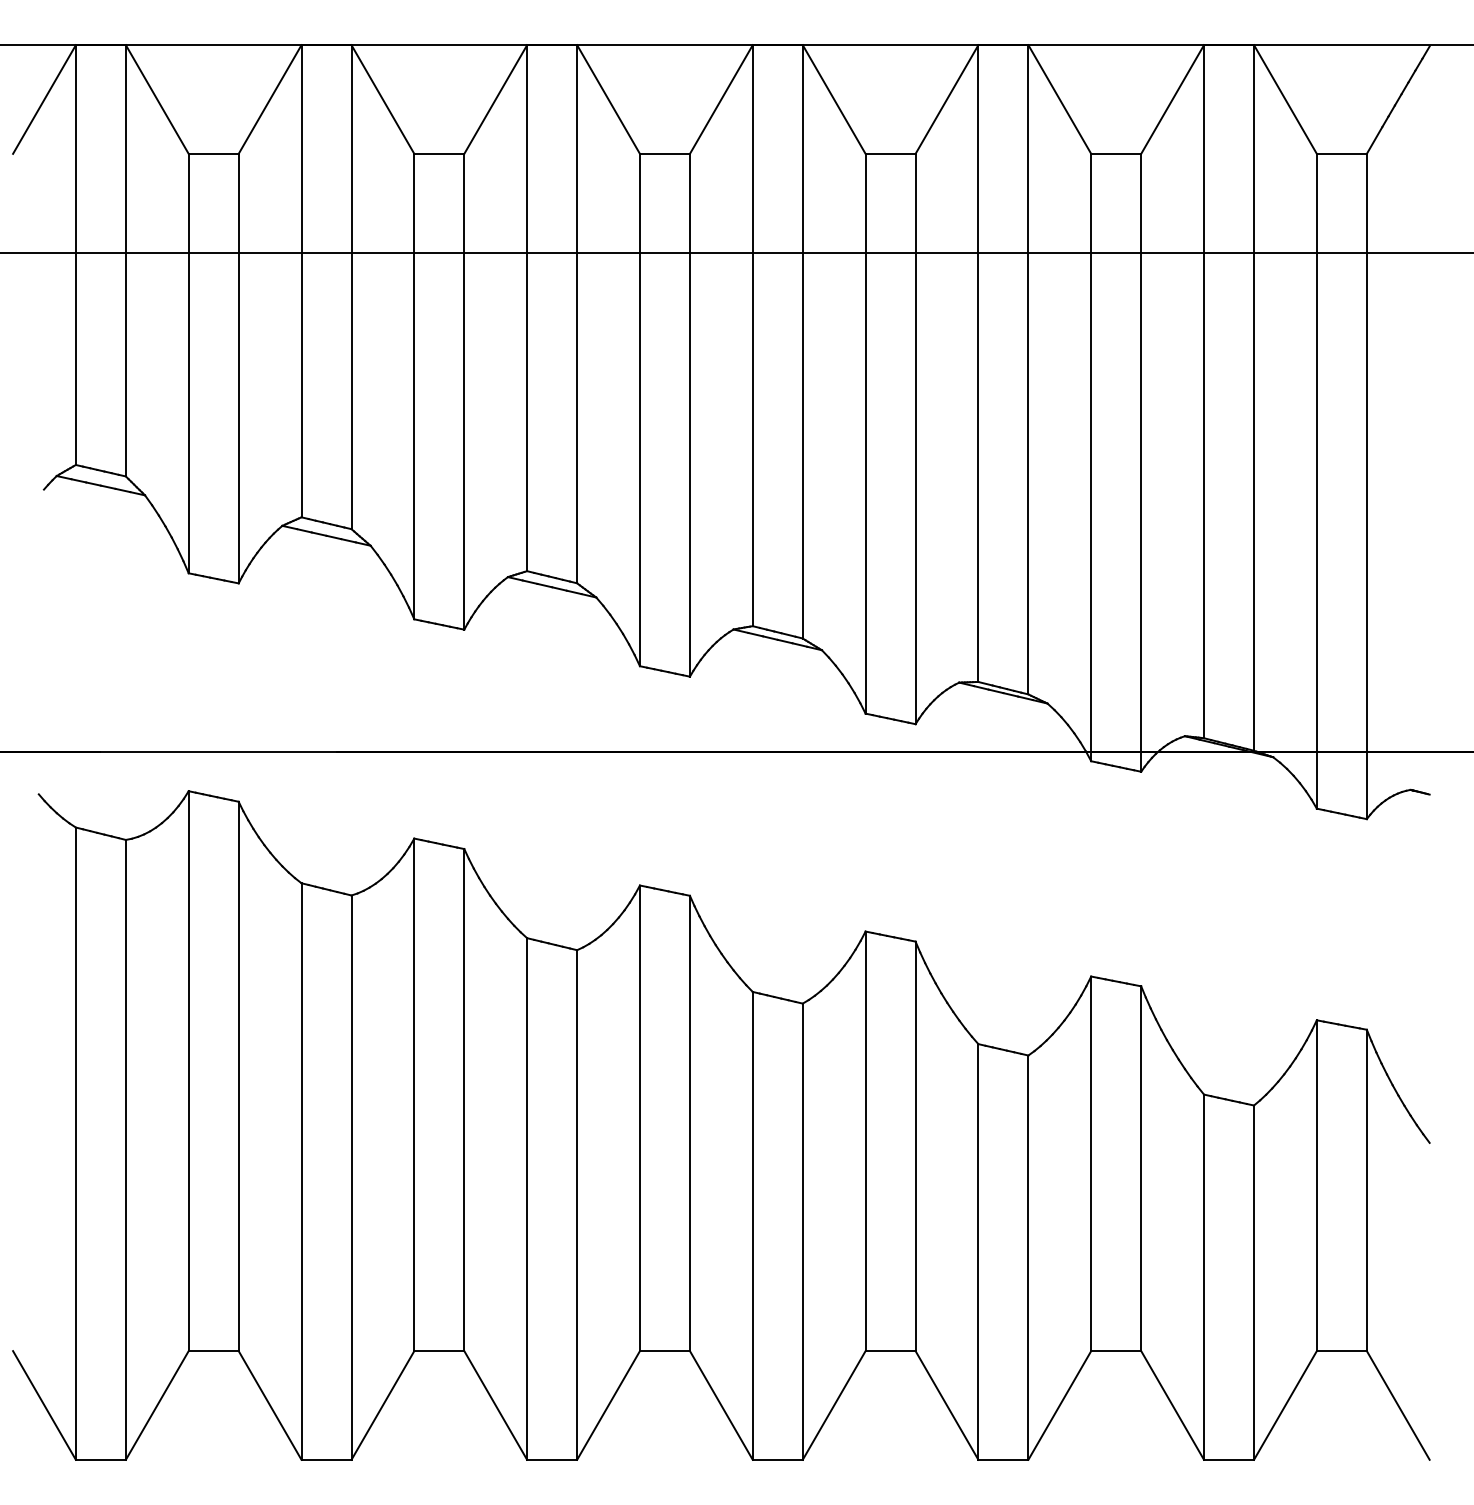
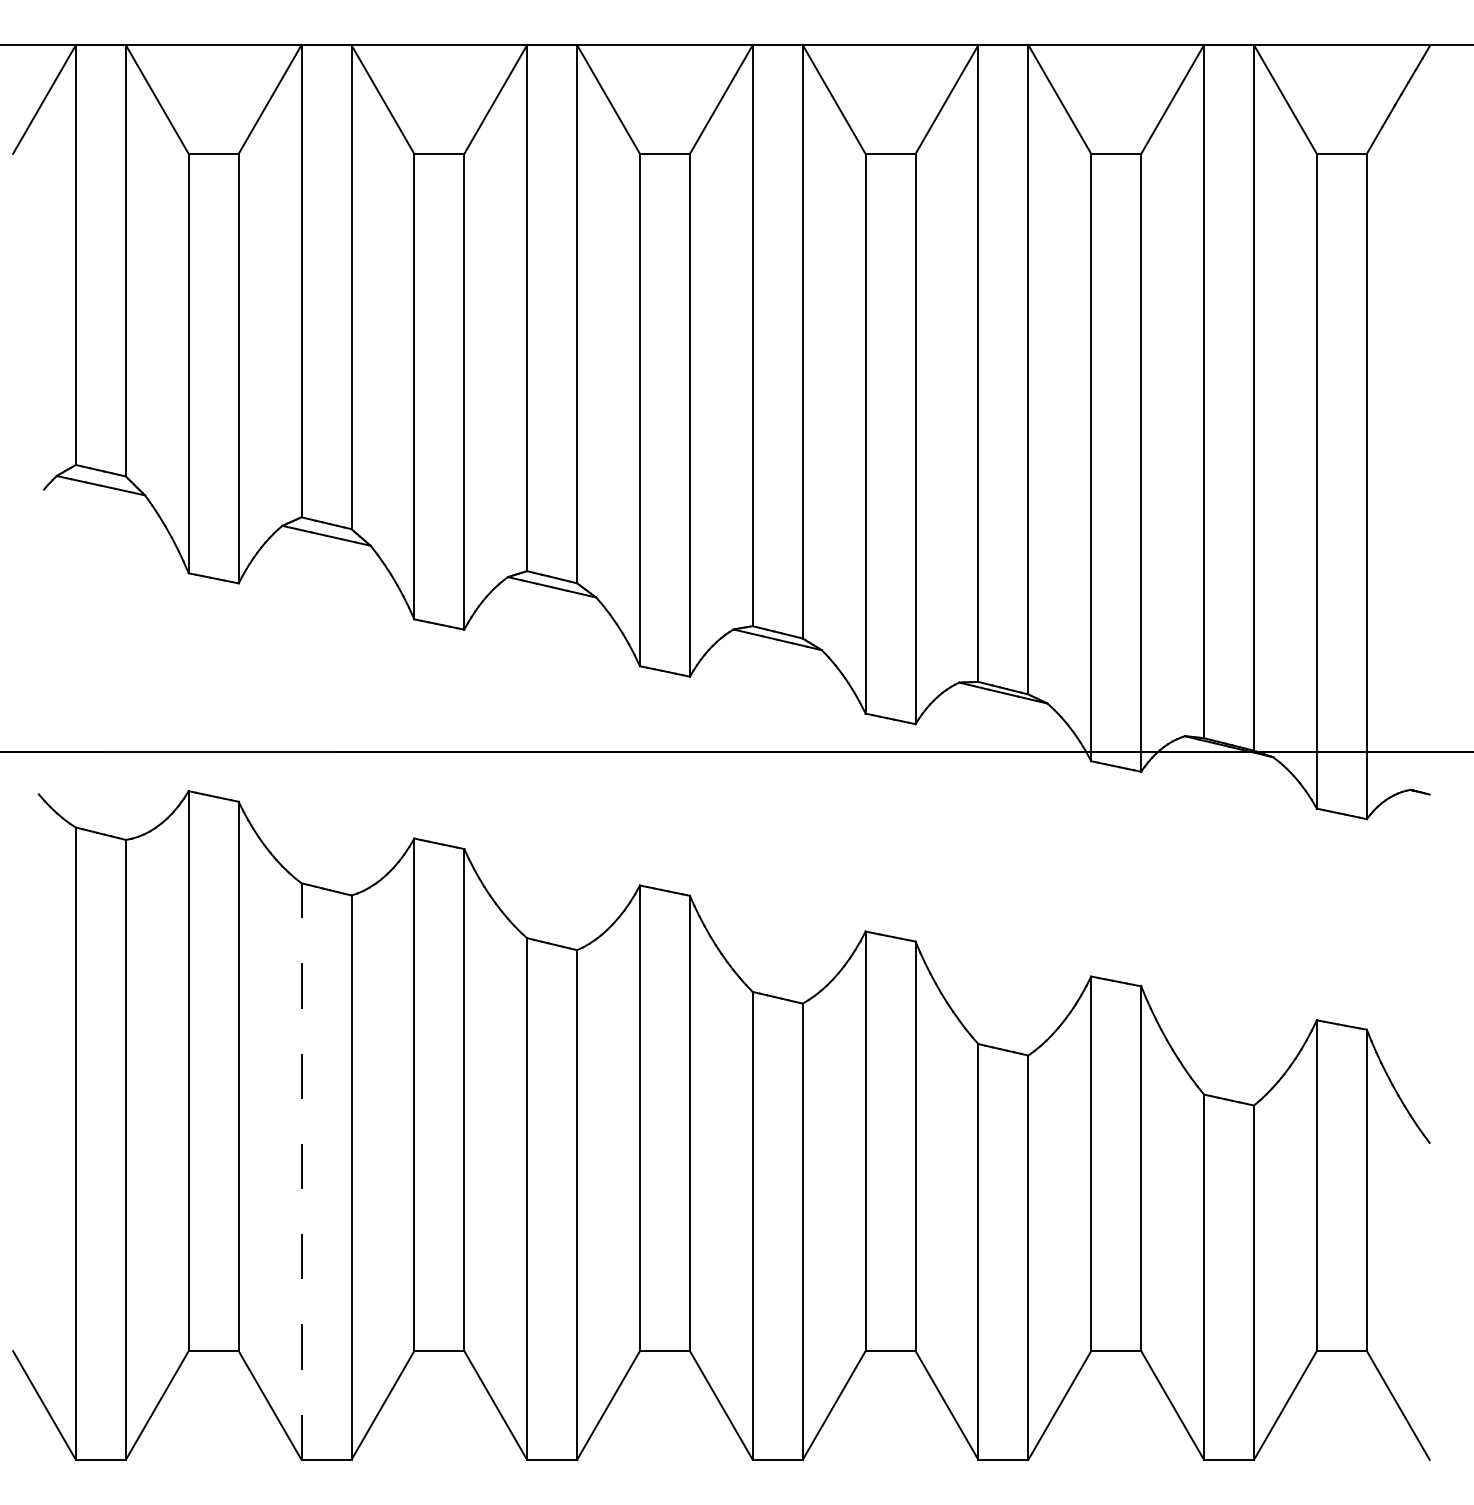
line: present -> none (736, 253)
line: solid -> dashed (301, 1171)
